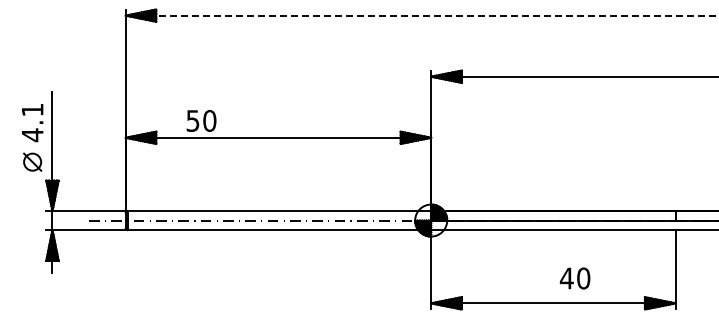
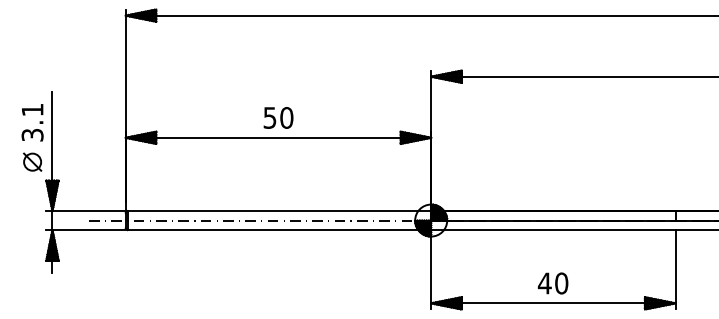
line: dashed -> solid (422, 15)
text position: (201, 120) -> (278, 117) (278, 117)
text: 4.1 -> 3.1 (32, 135)
text position: (574, 278) -> (552, 283) (552, 283)
